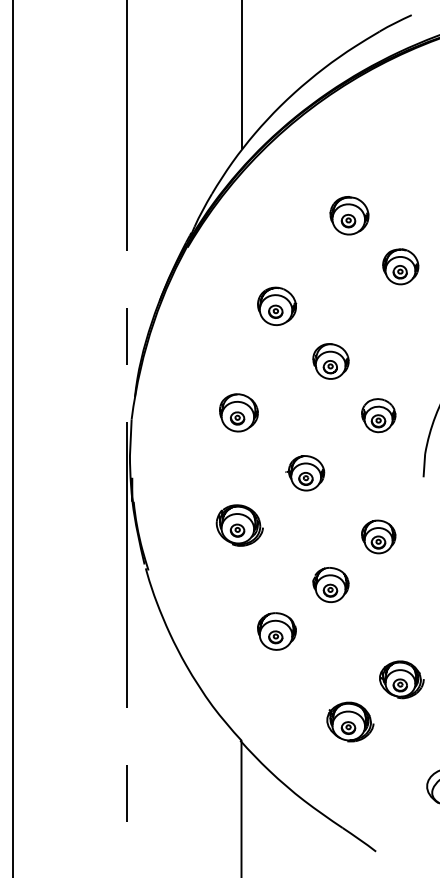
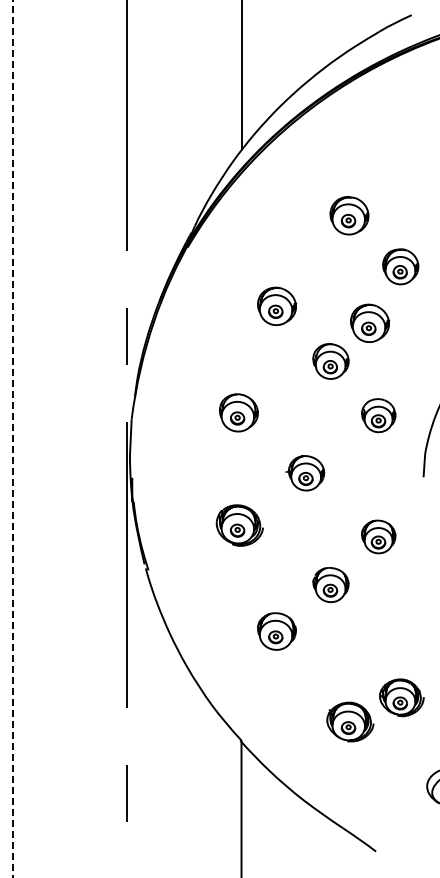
part: none -> present (370, 322)
line: solid -> dashed (13, 439)
part position: (401, 679) -> (401, 697) (401, 697)
